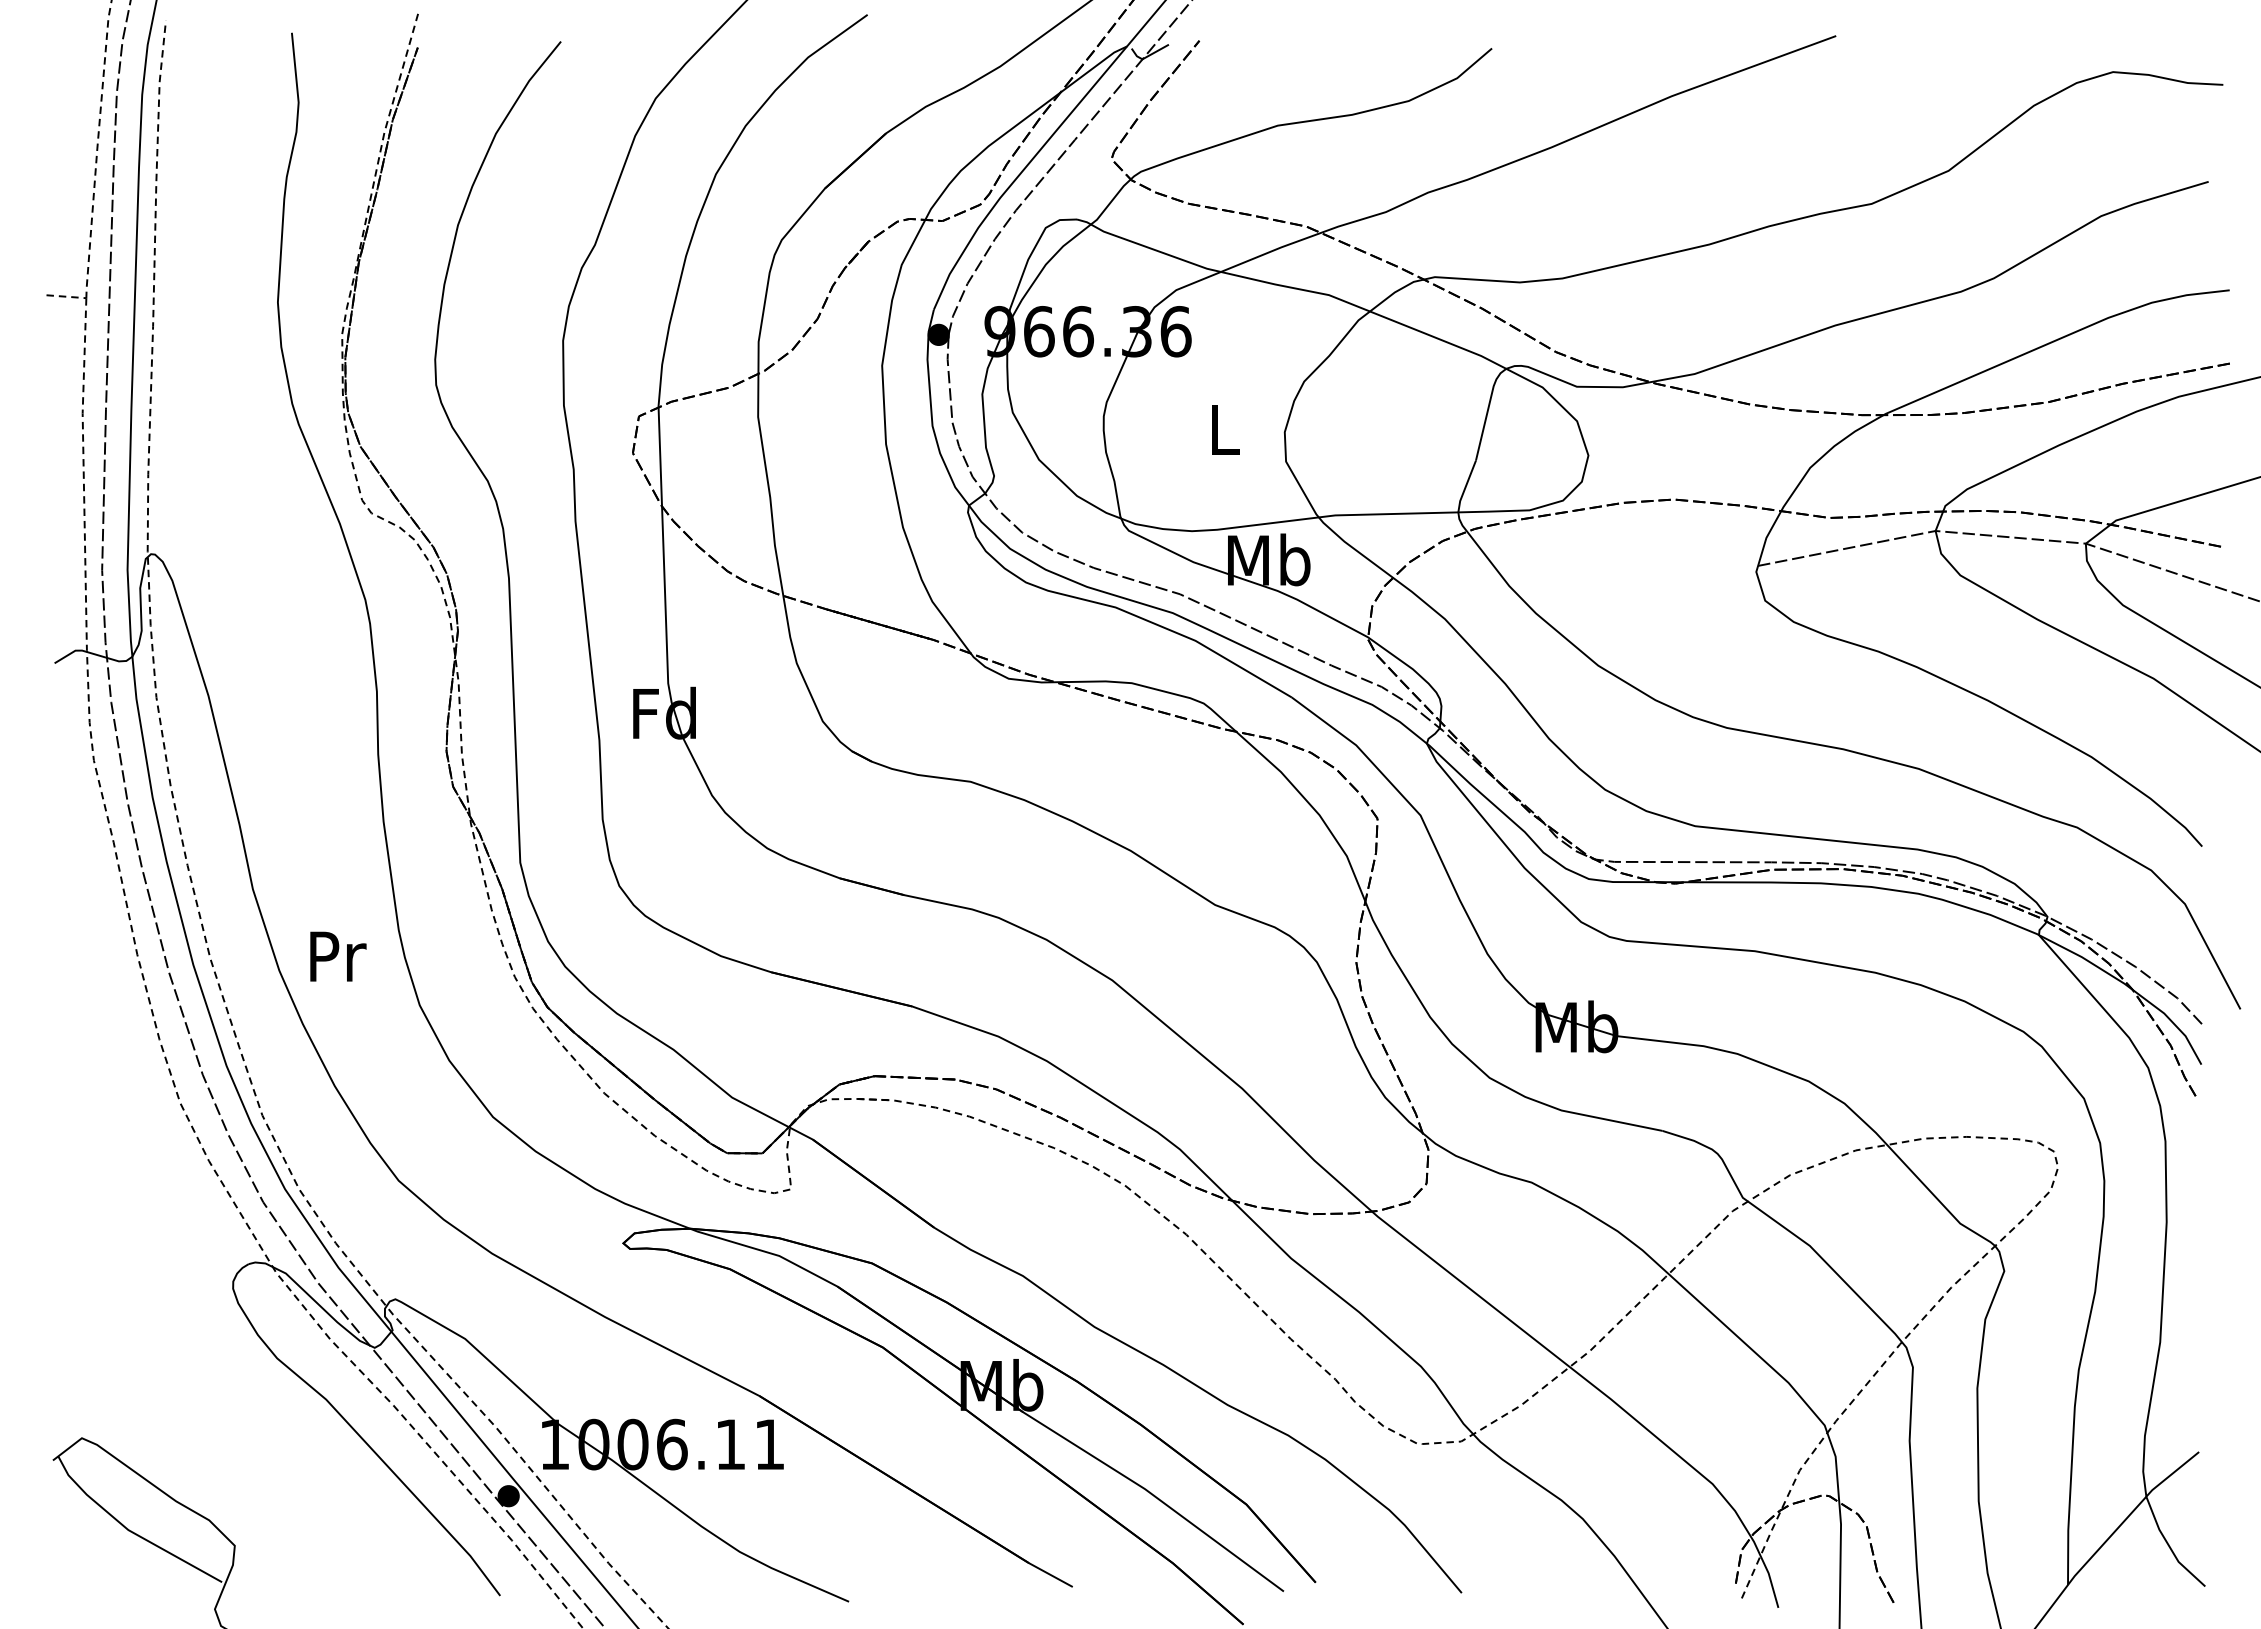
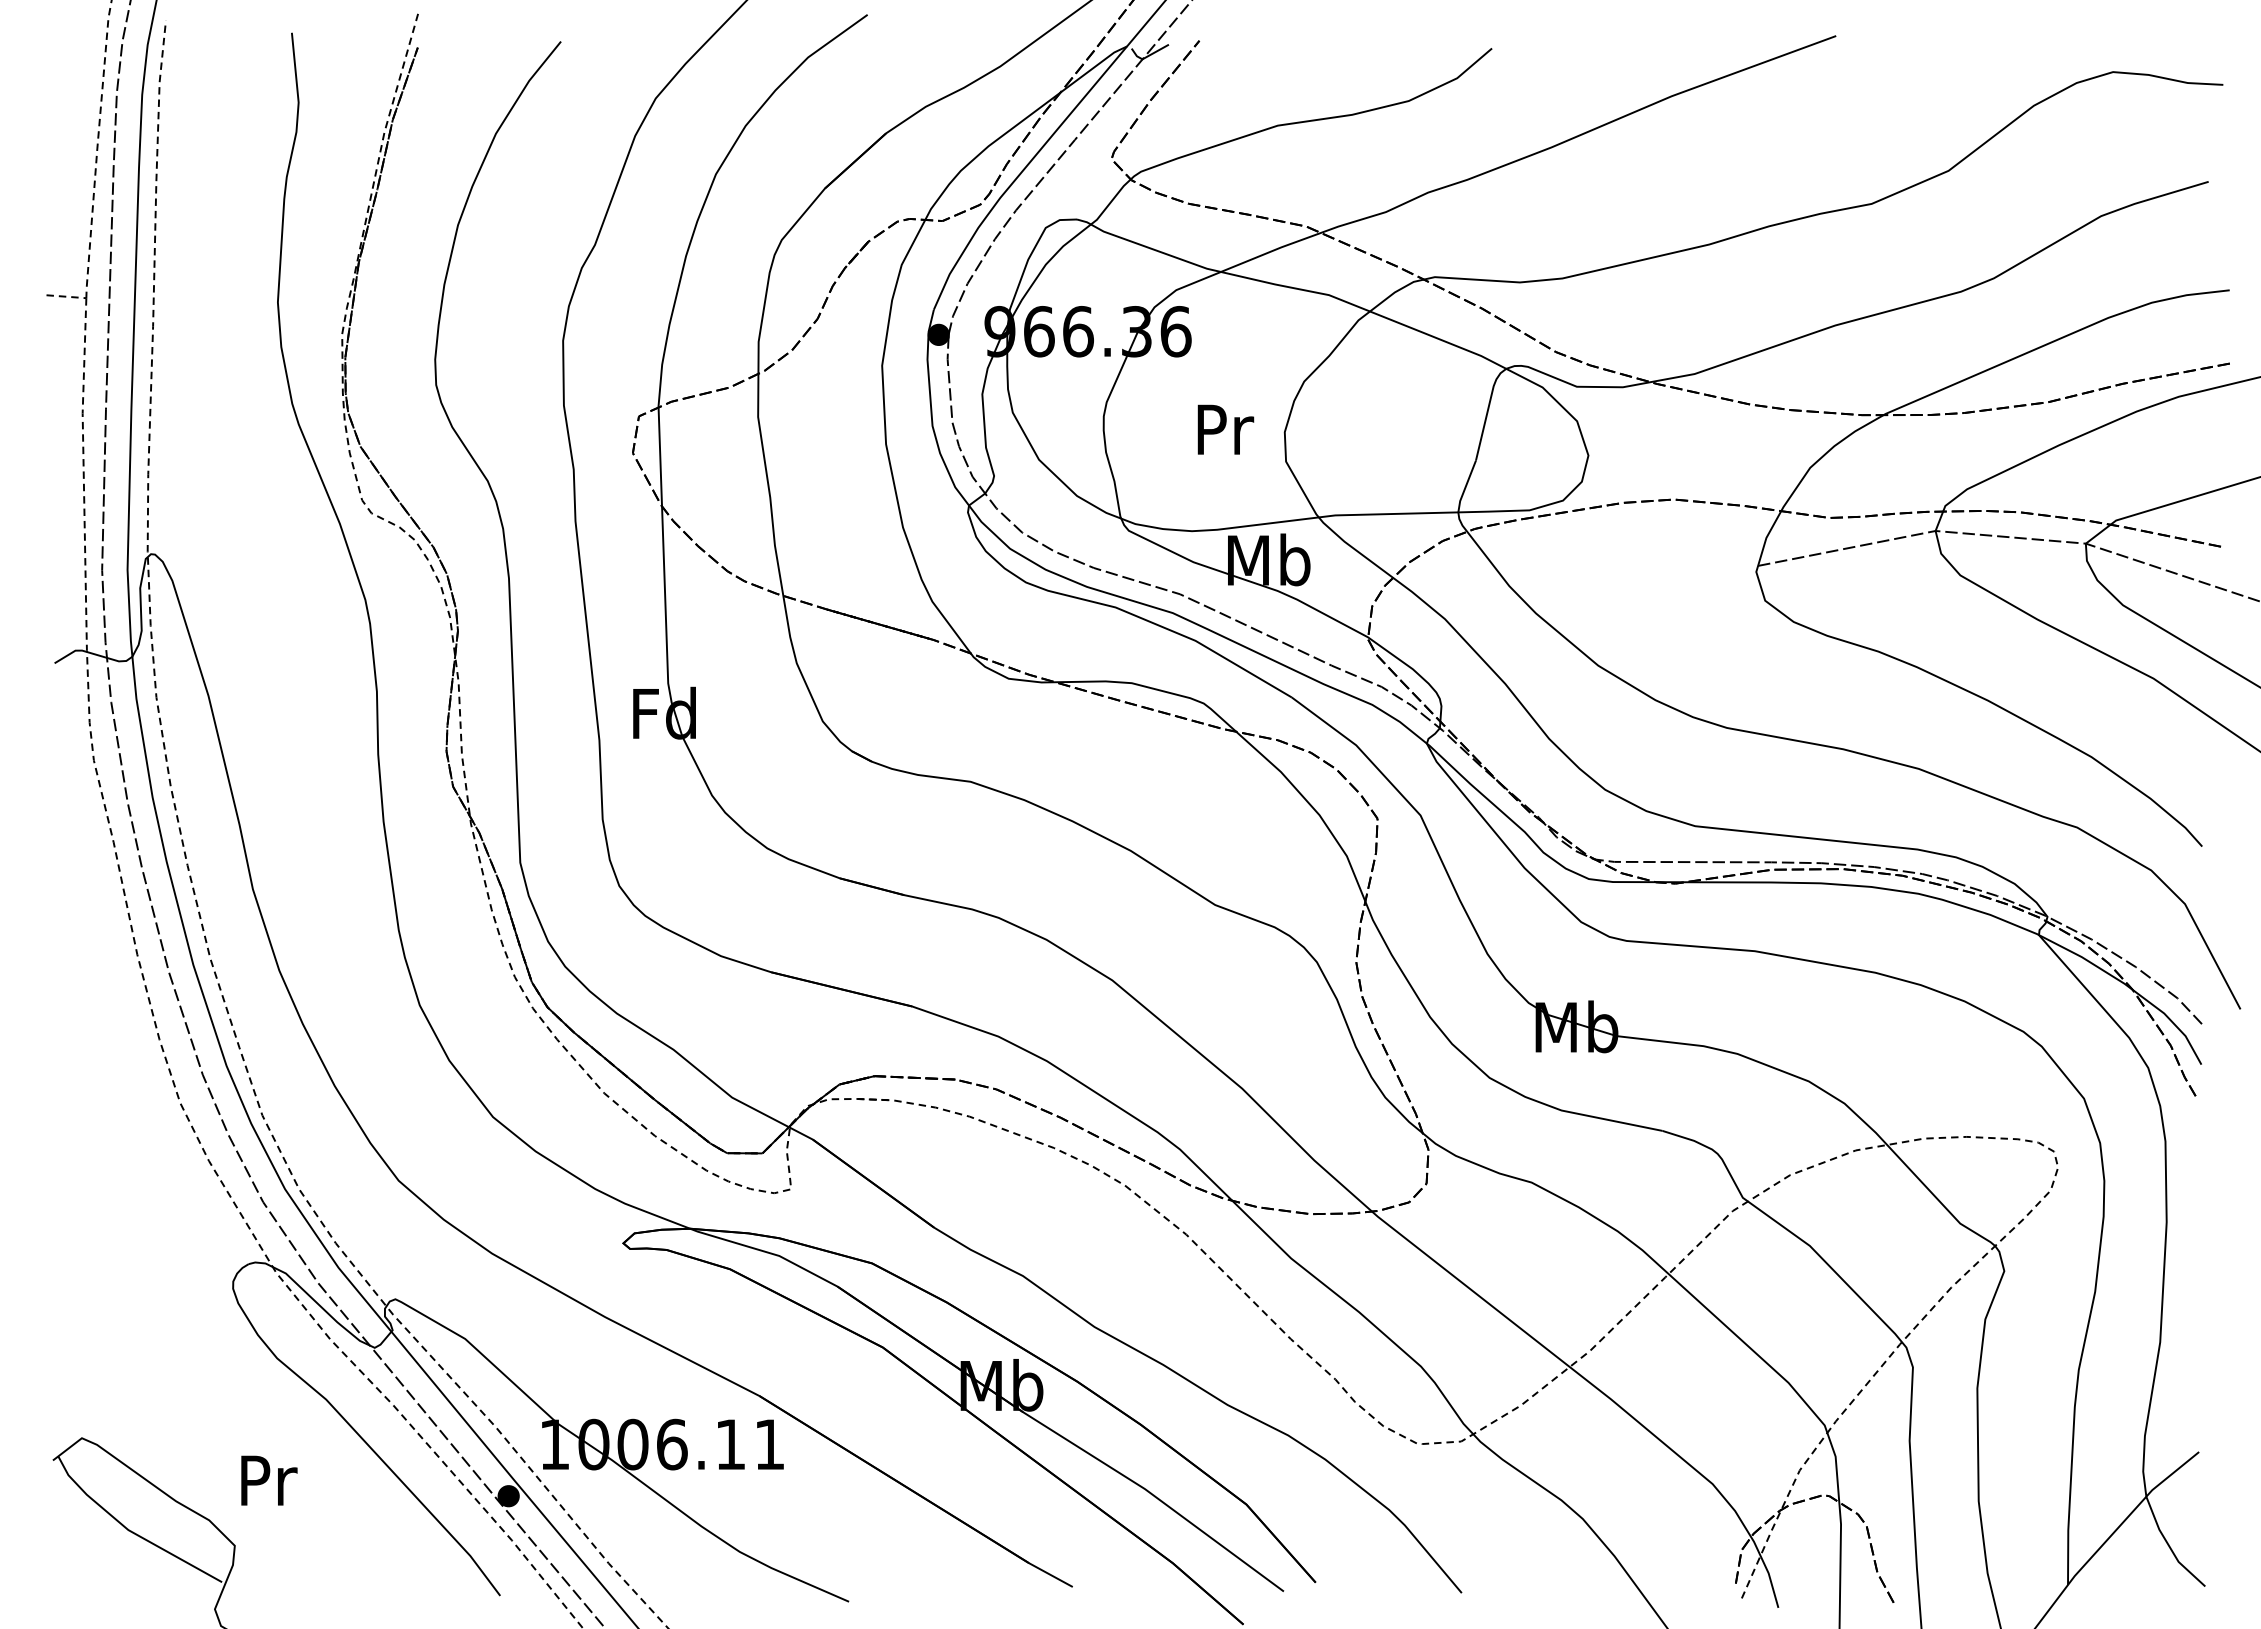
text: L -> Pr (1225, 429)
text position: (338, 956) -> (269, 1480) (269, 1480)
